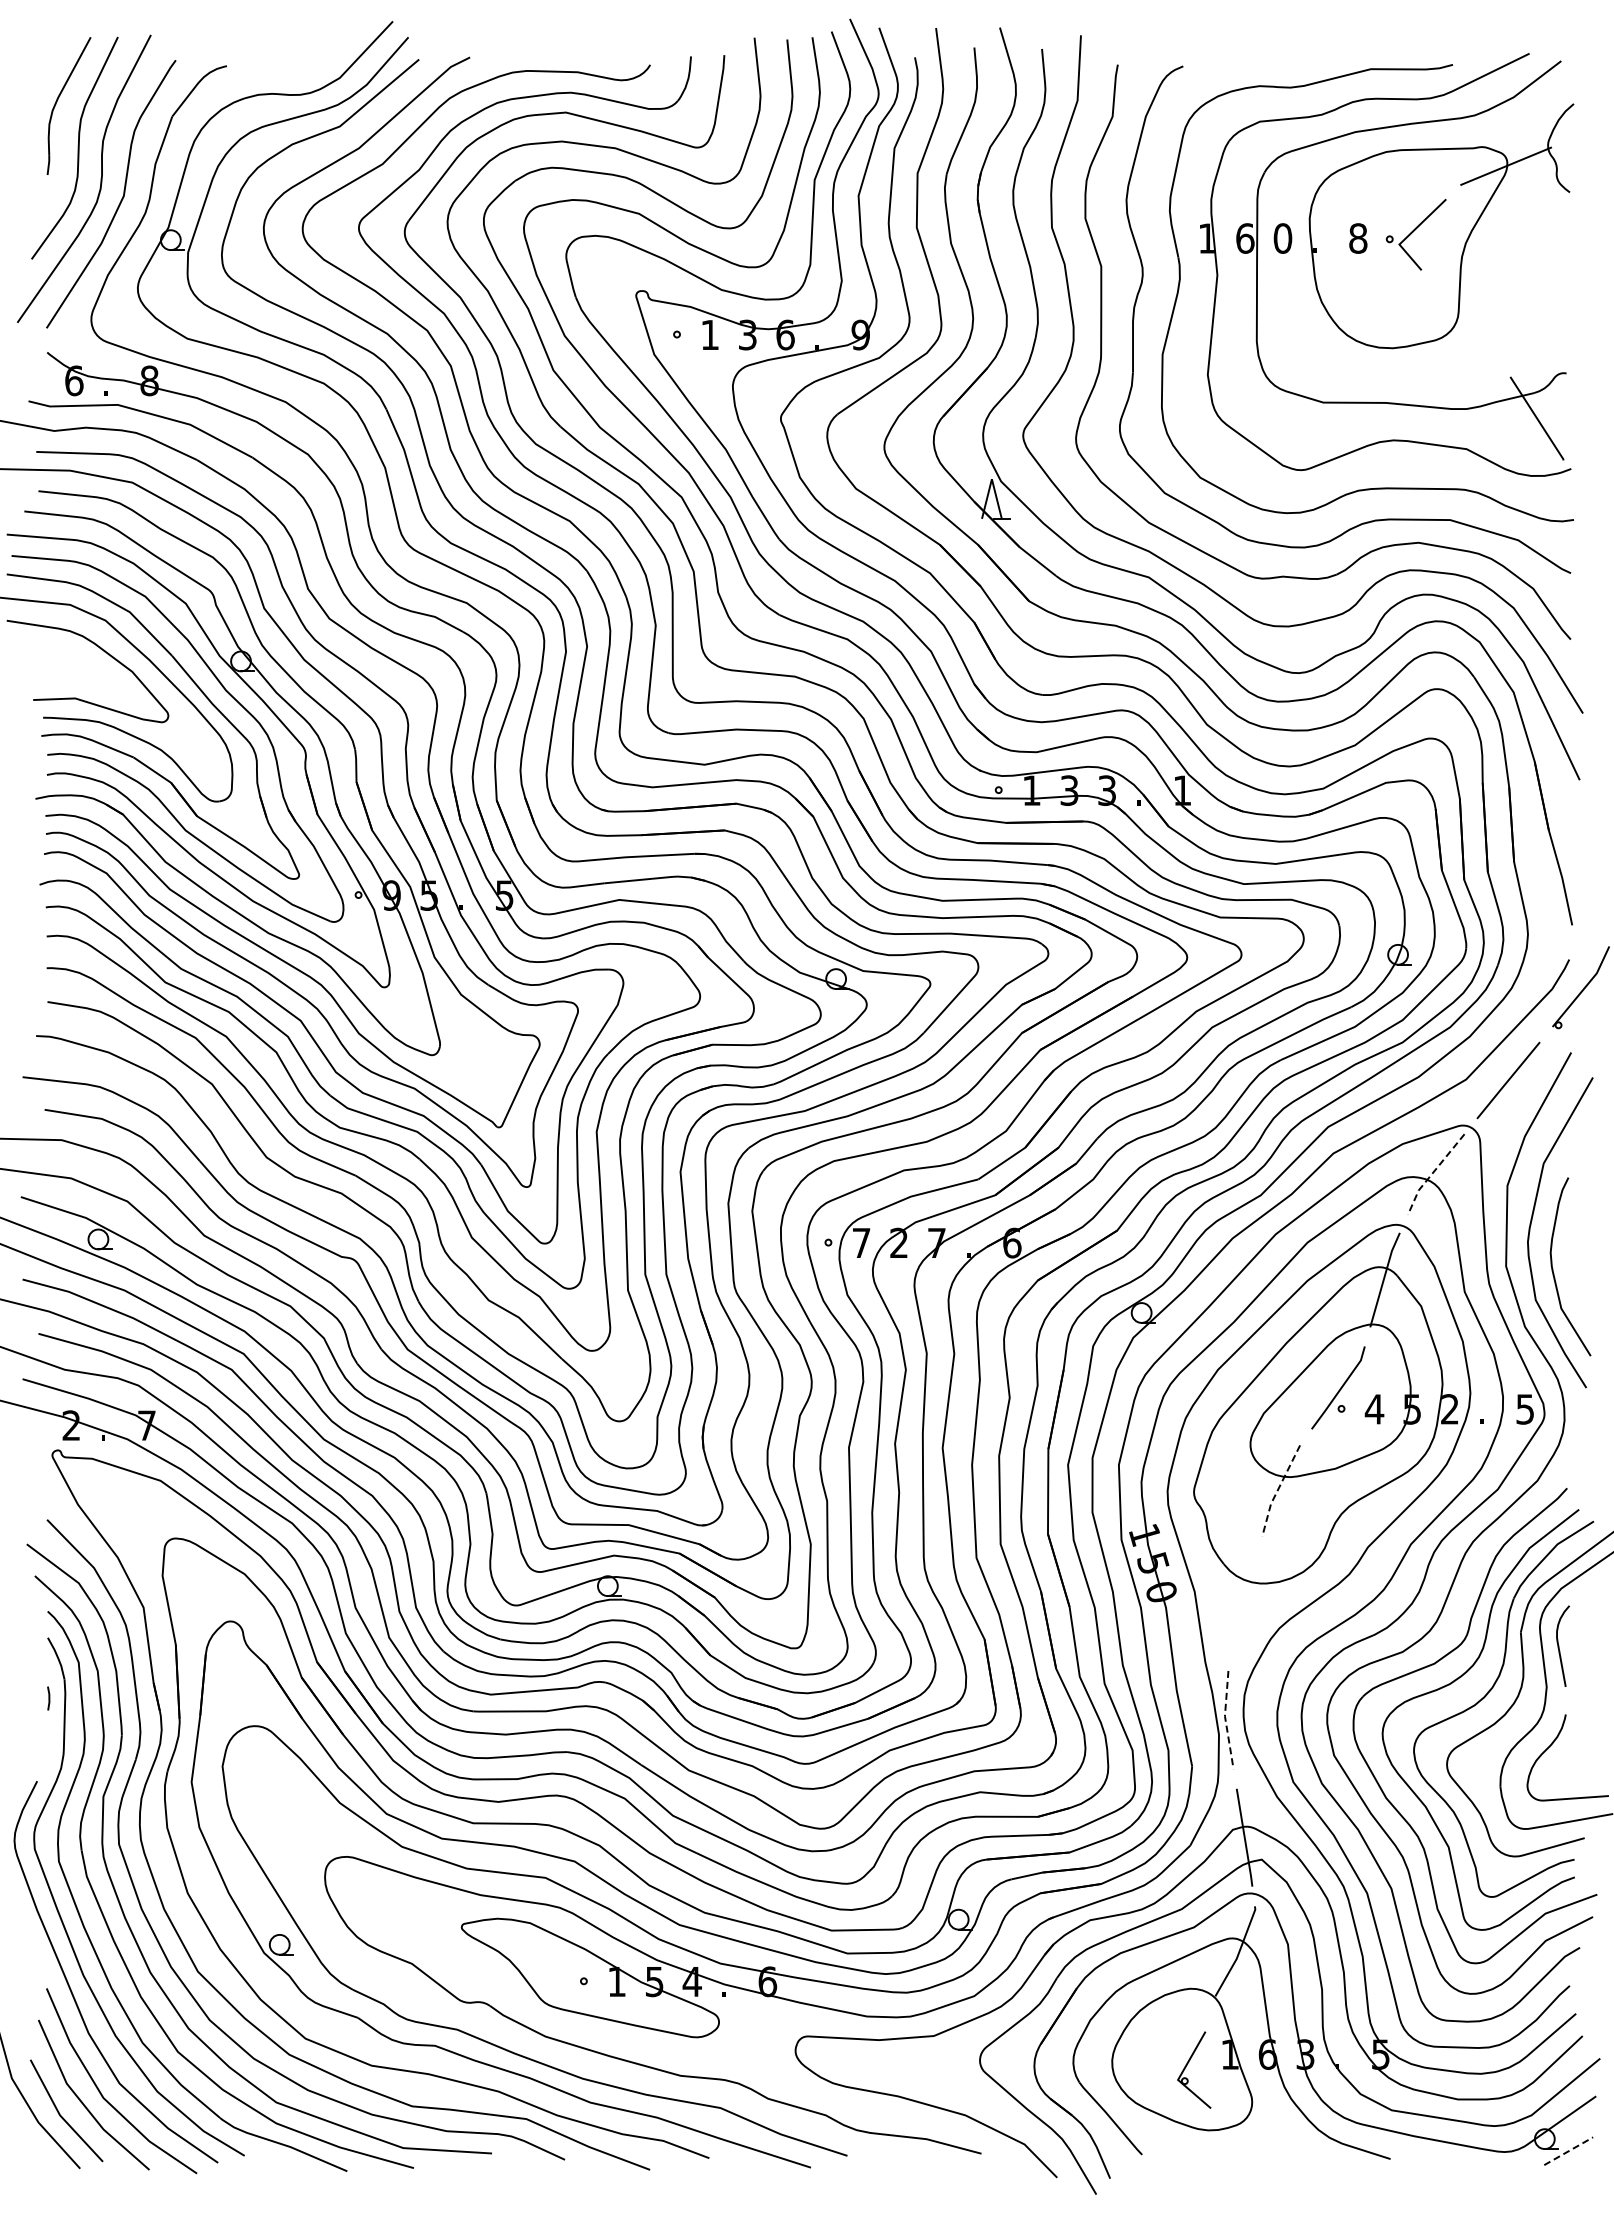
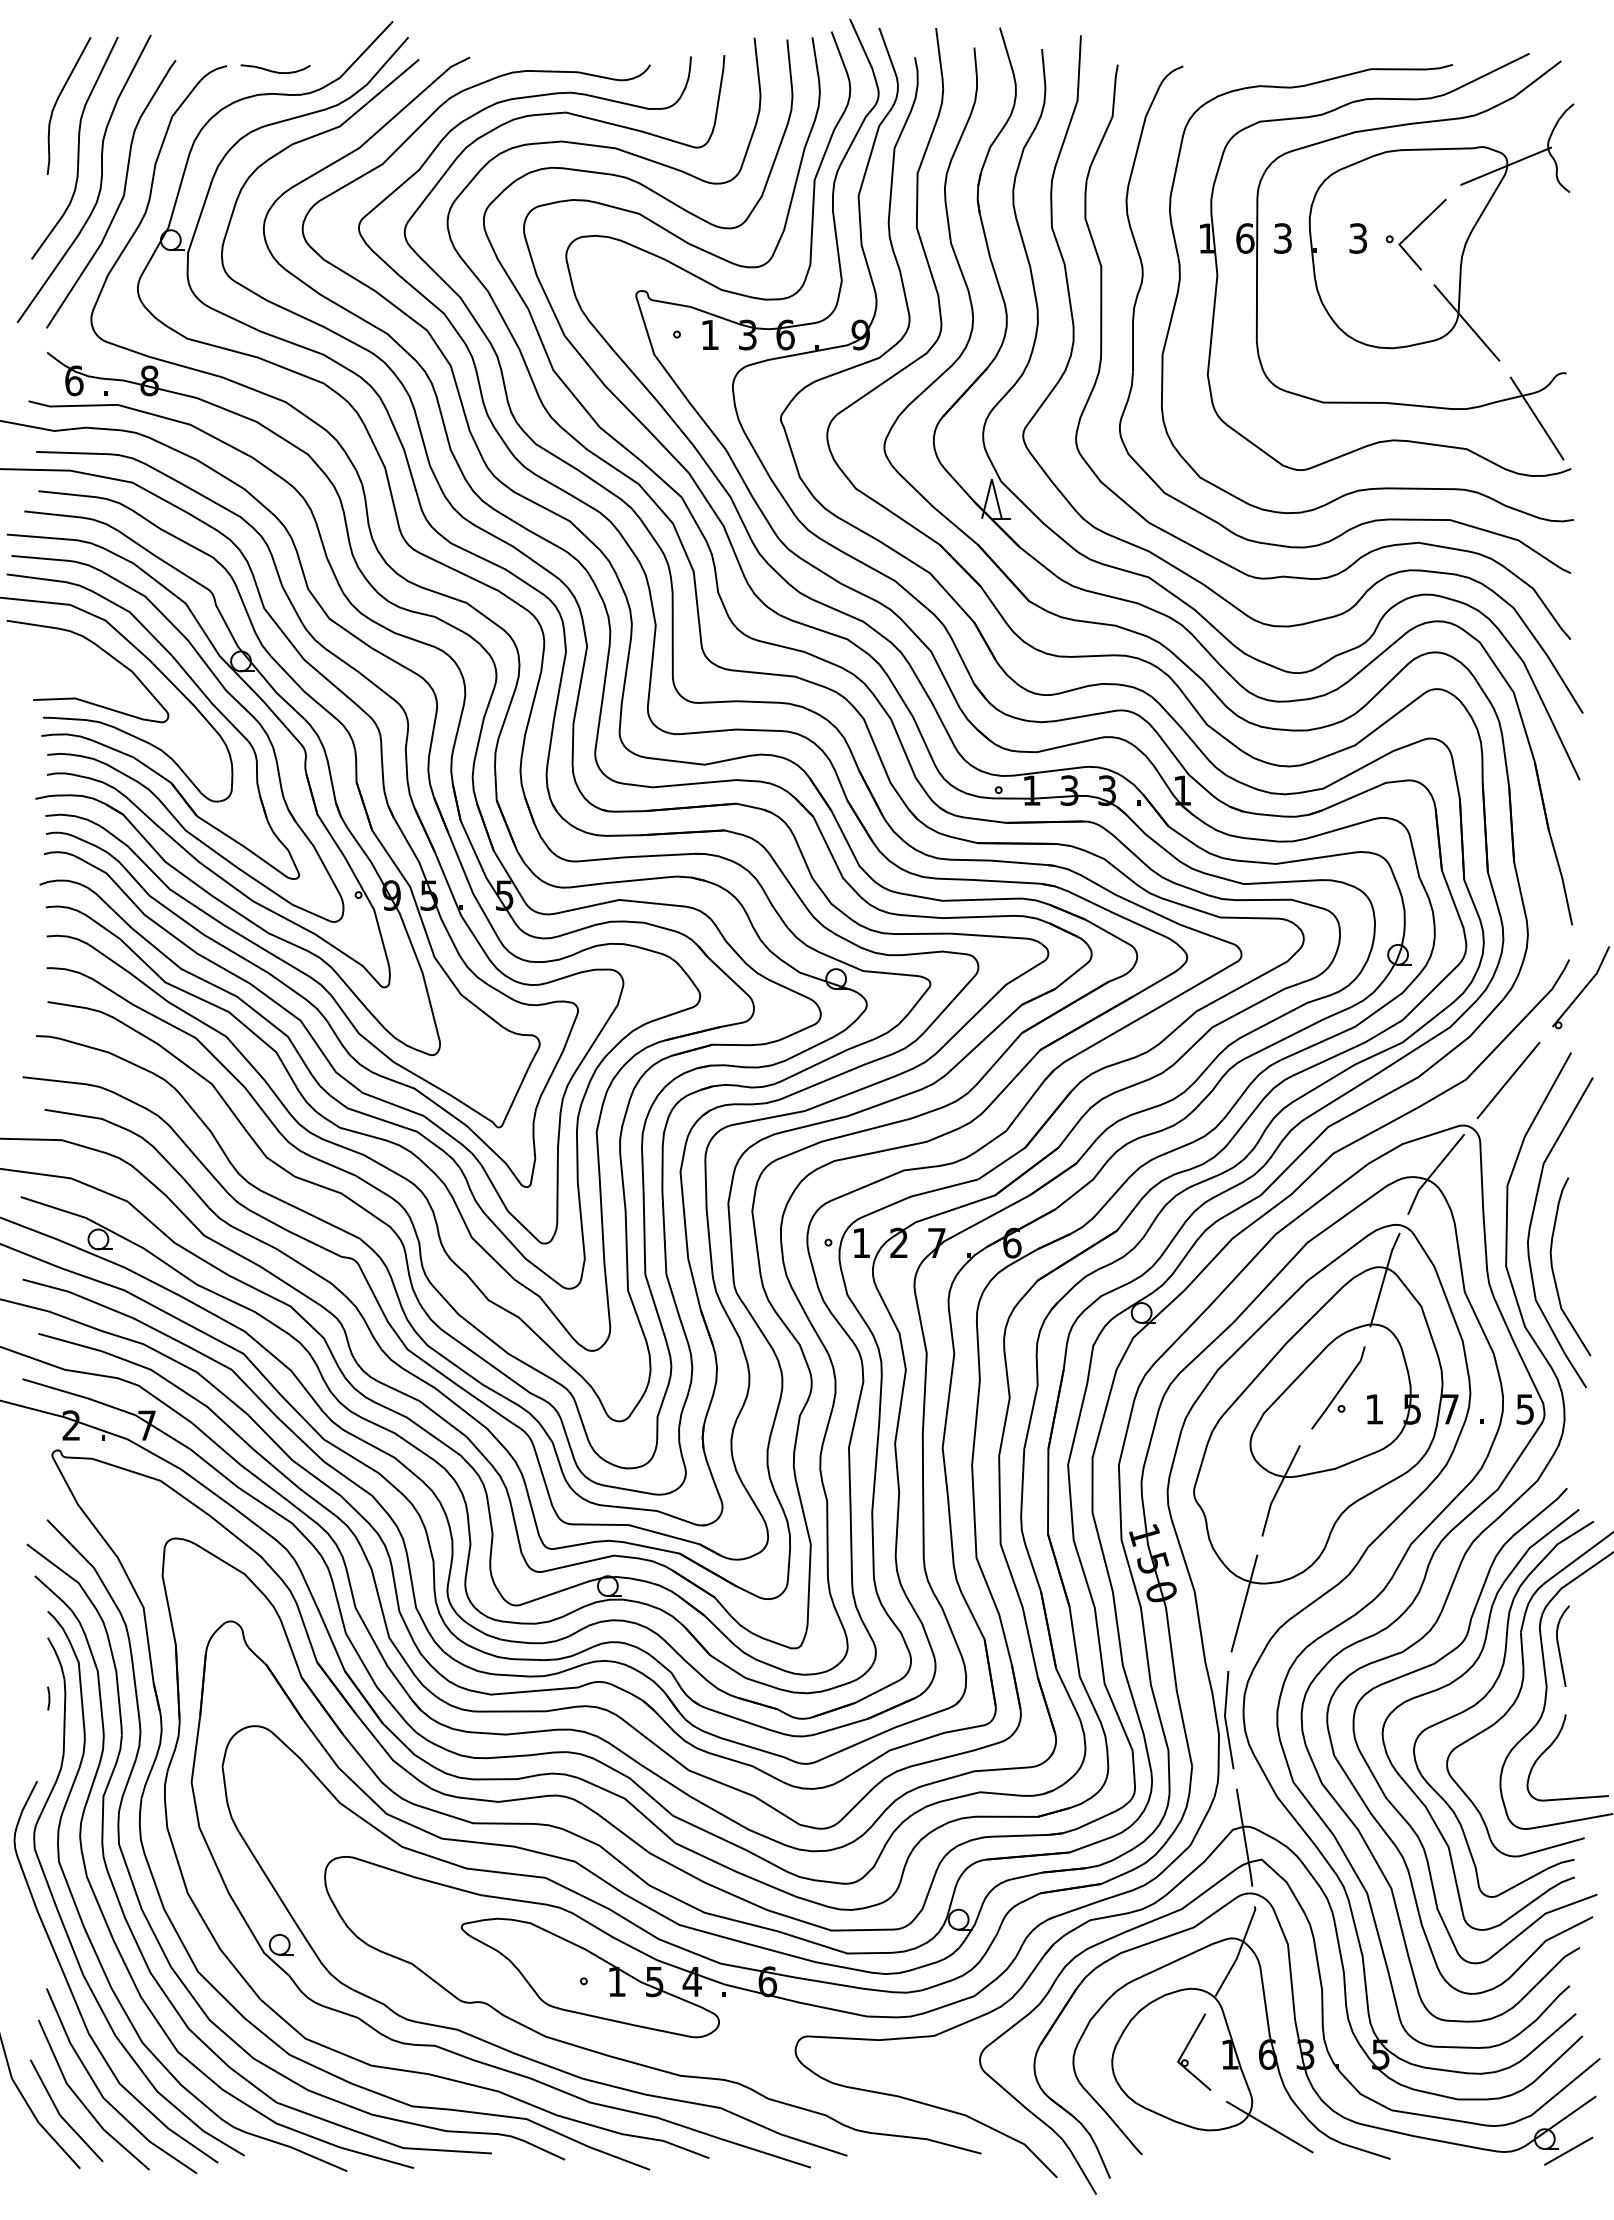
curve: none -> present (273, 70)
text: 0 -> 3 (1282, 238)
text: 8 -> 3 (1358, 238)
line: none -> present (1466, 322)
line: dashed -> solid (1432, 1173)
text: 7 -> 1 (861, 1242)
text: 4 -> 1 (1374, 1409)
text: 2 -> 7 (1449, 1409)
line: dashed -> solid (1277, 1490)
line: none -> present (1244, 1603)
line: dashed -> solid (1225, 1720)
part position: (1187, 2065) -> (1187, 2047) (1187, 2047)
line: none -> present (1269, 2126)
line: dashed -> solid (1569, 2150)
